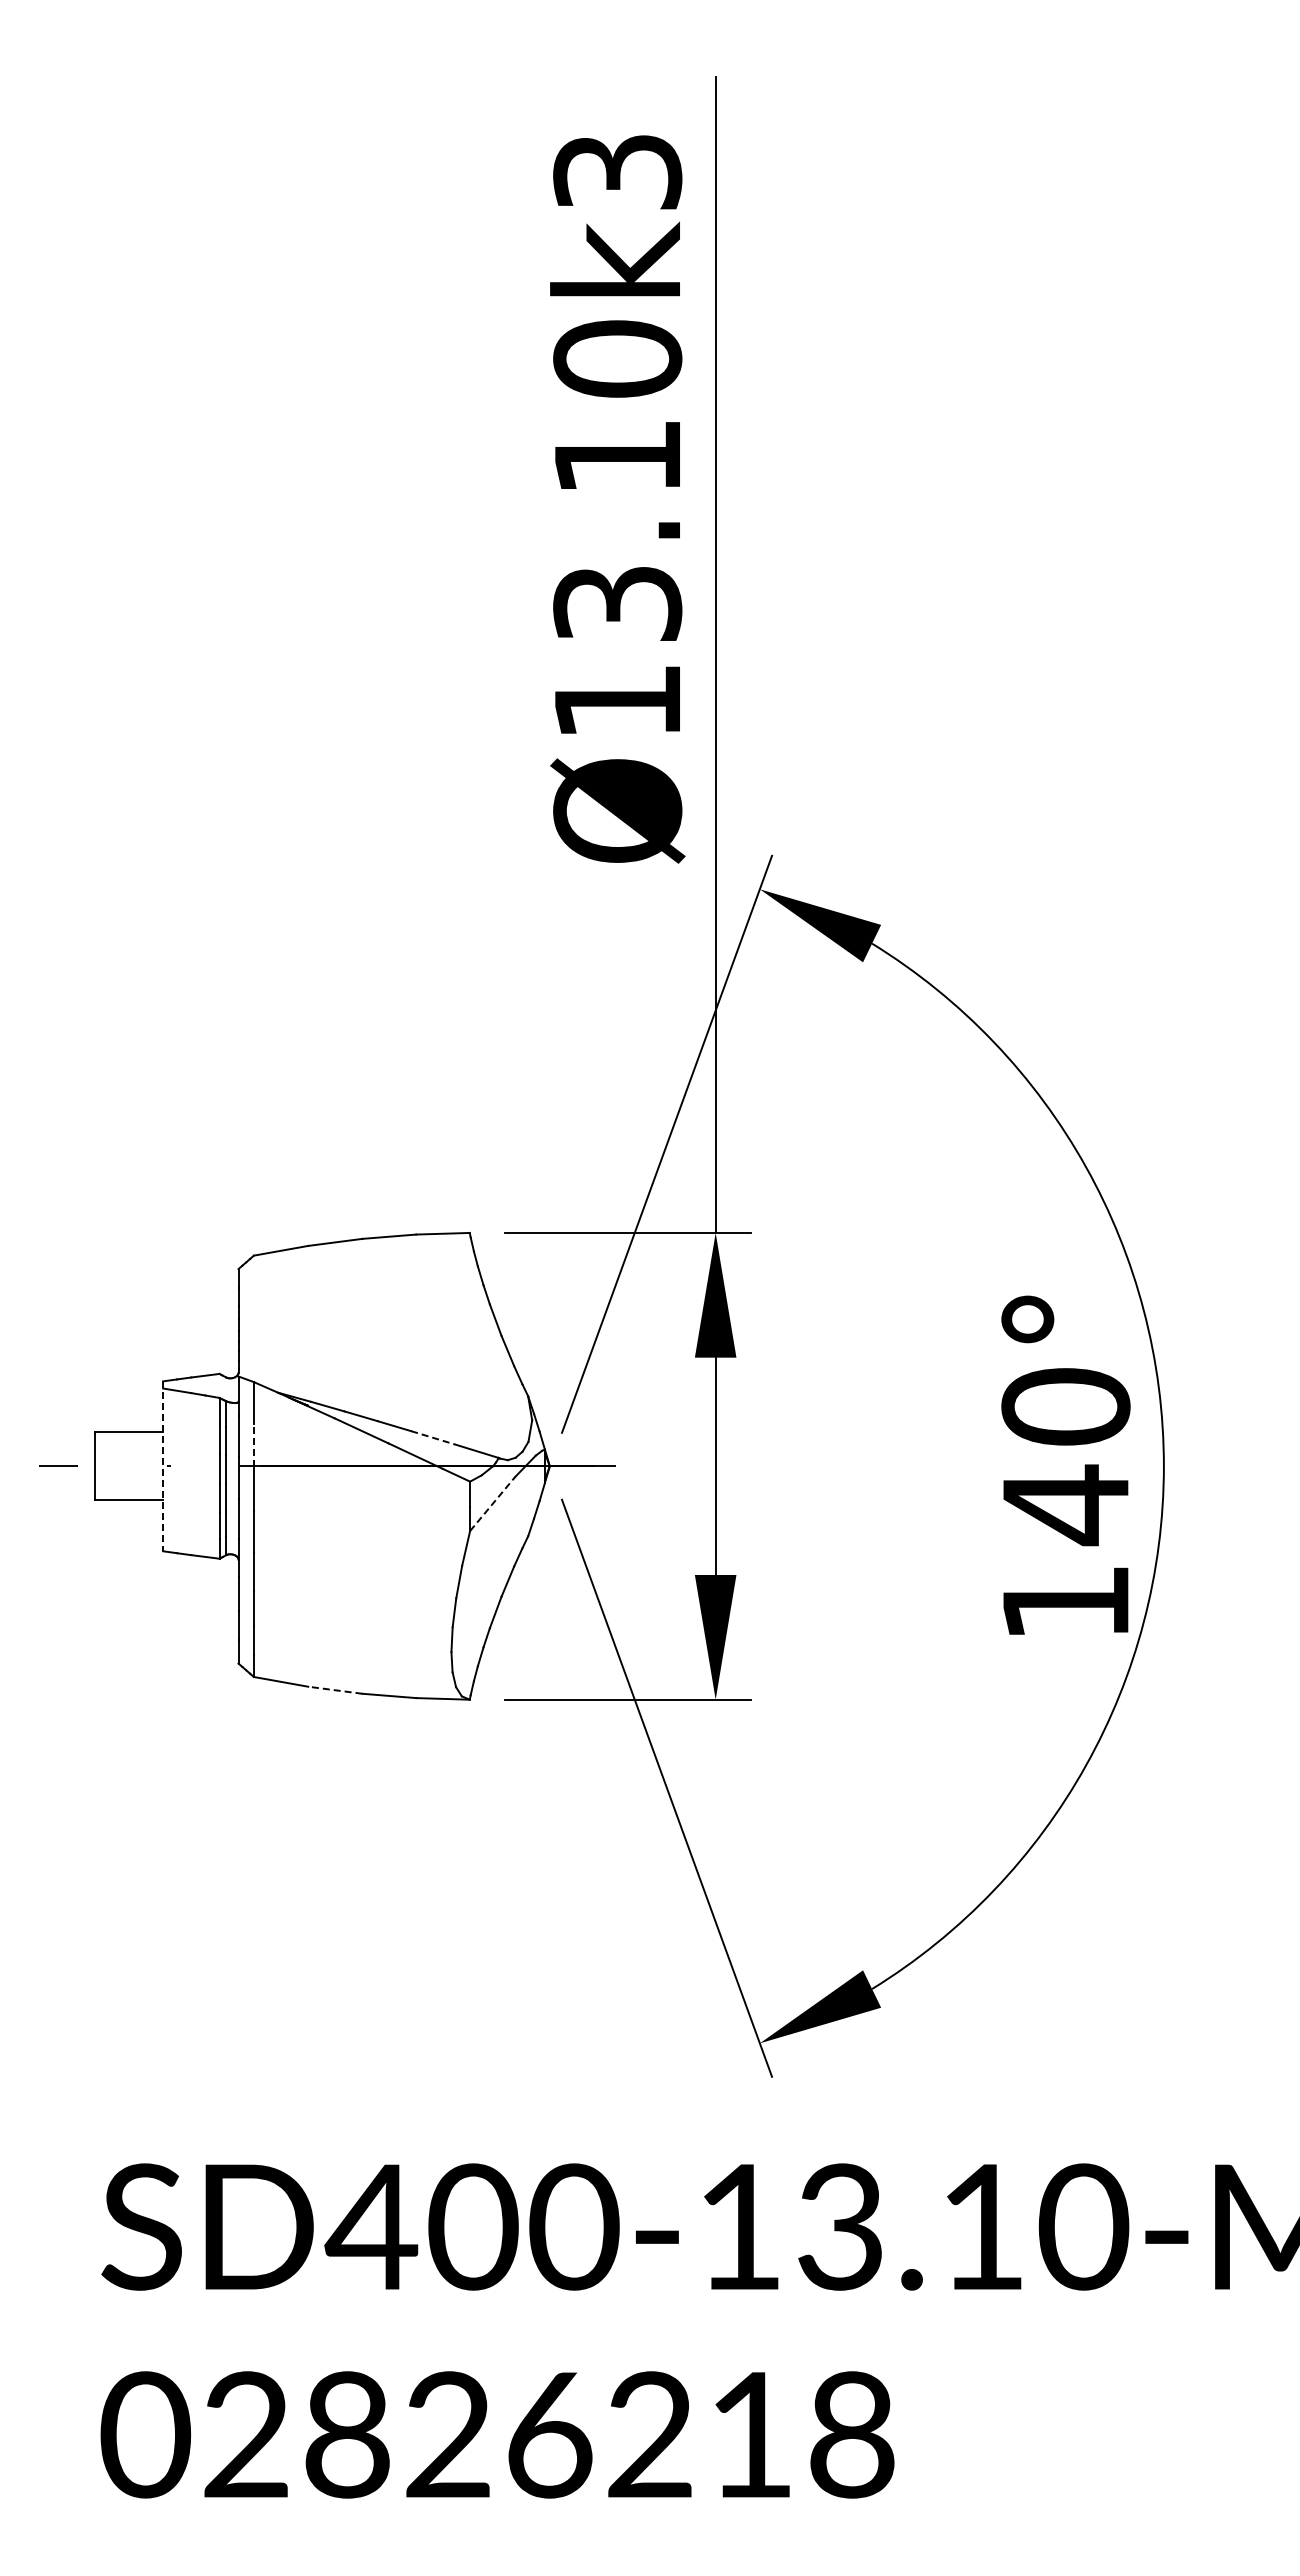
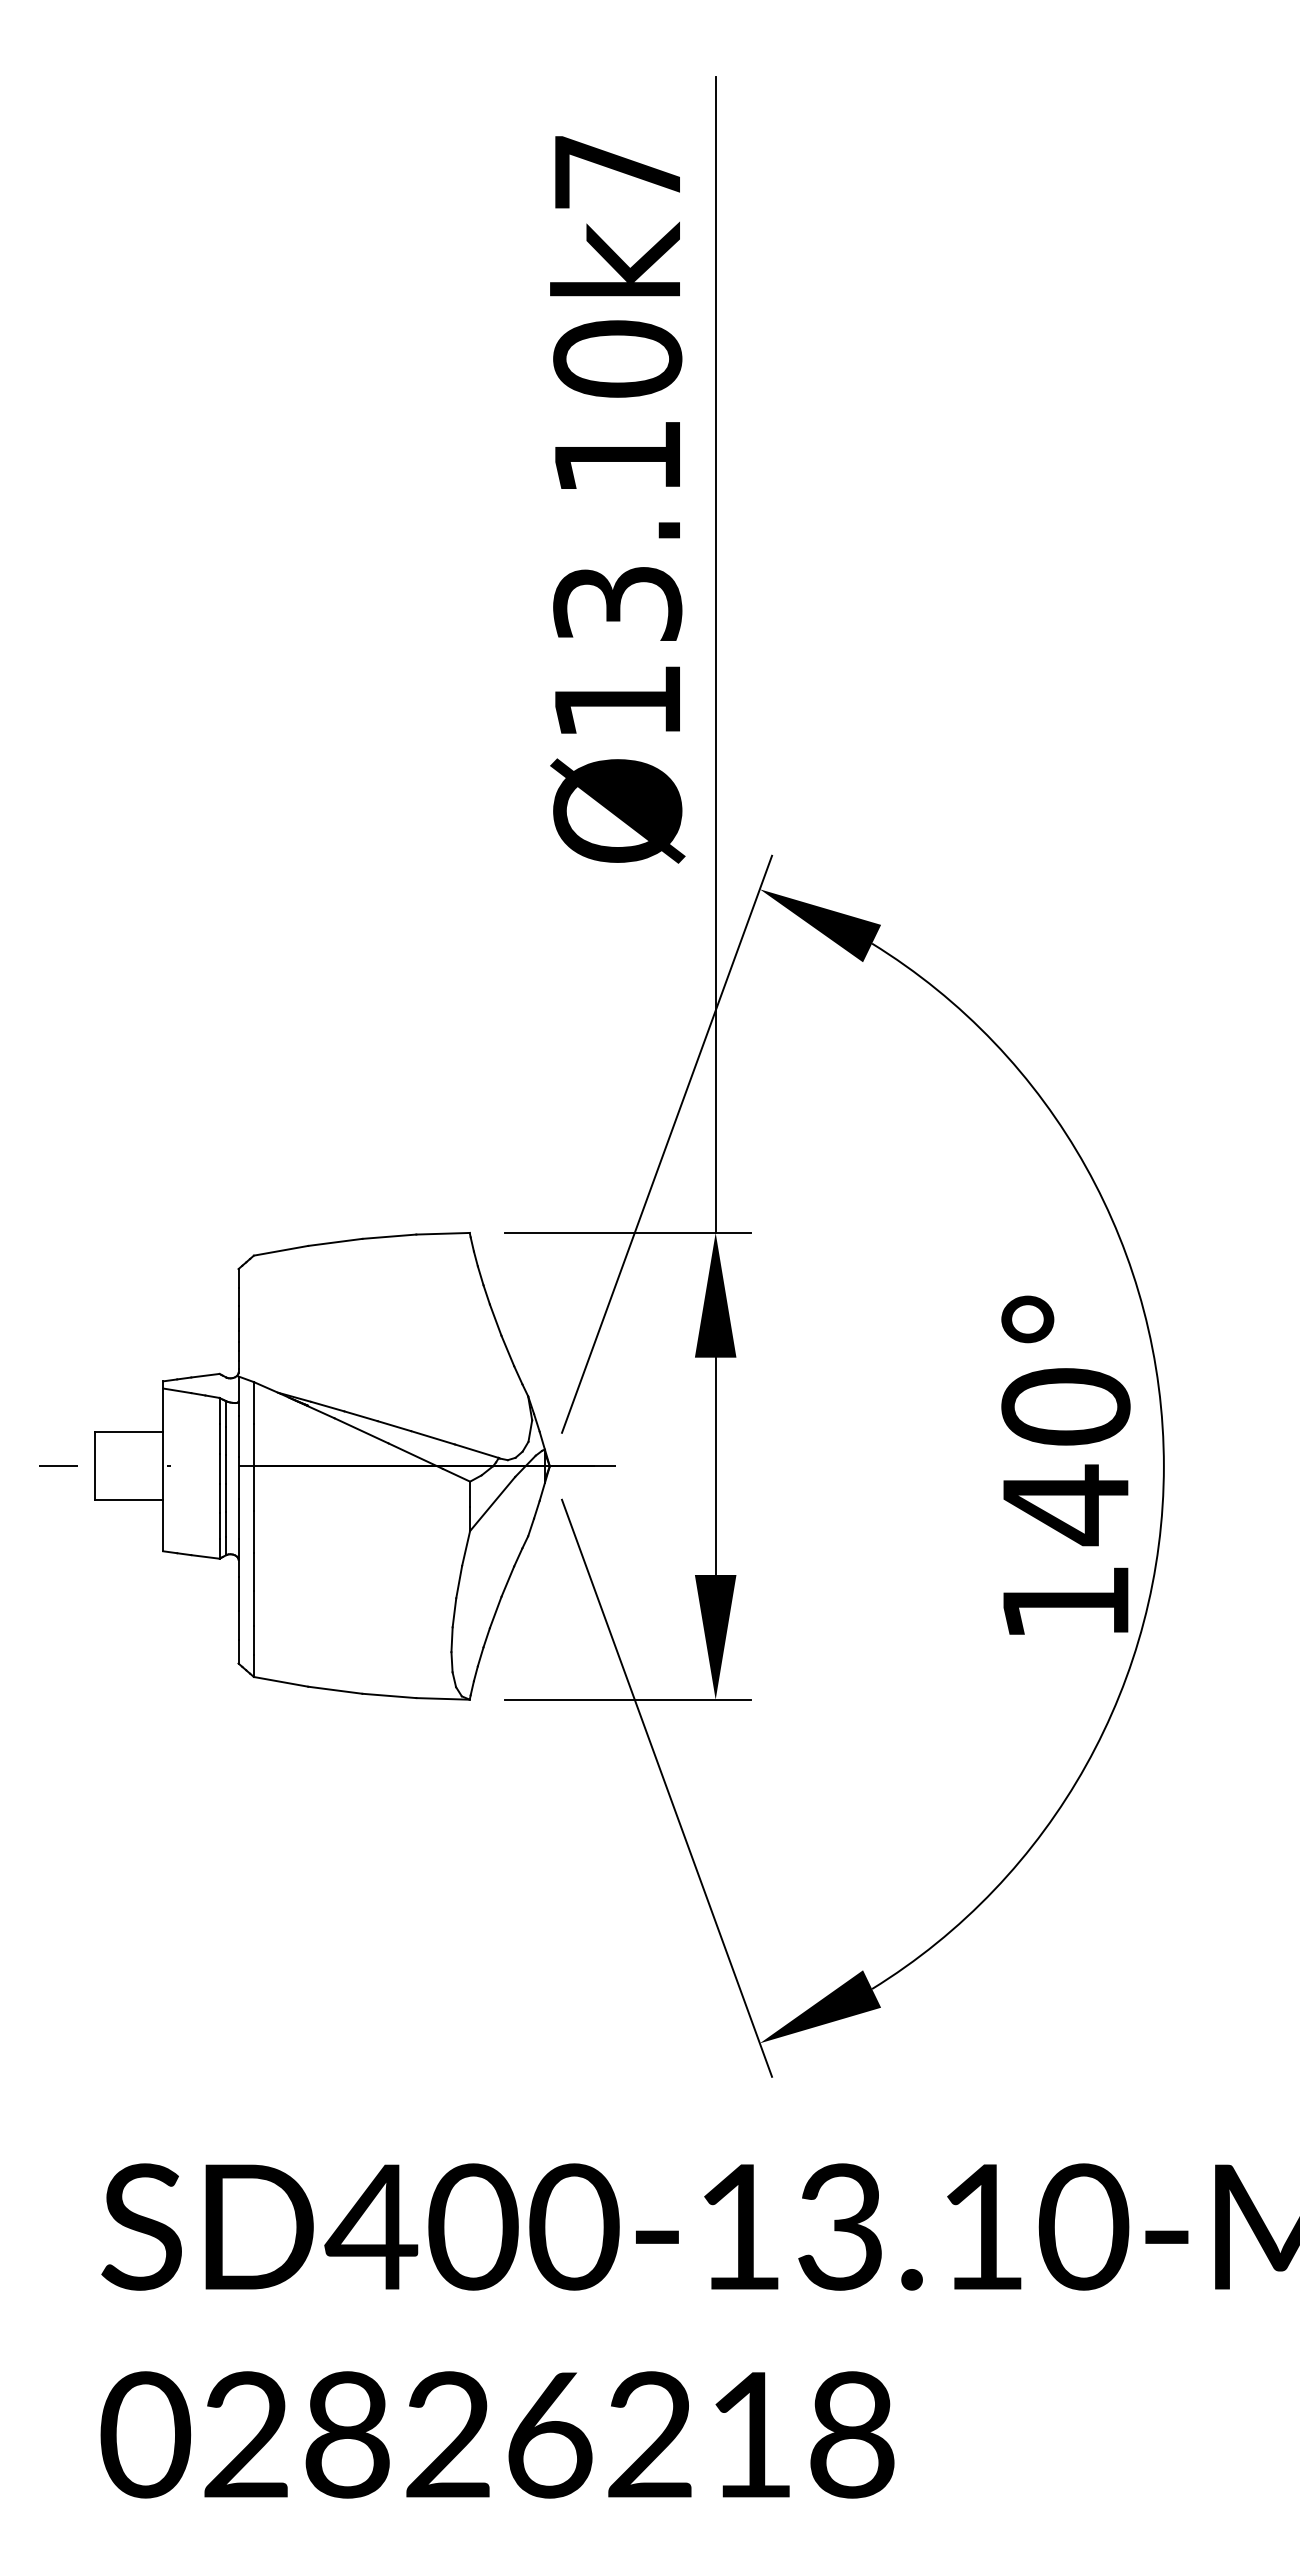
text: Ø13.10k3 -> Ø13.10k7 (617, 172)
line: dashed -> solid (433, 1437)
line: dashed -> solid (253, 1445)
line: dashed -> solid (163, 1466)
line: dashed -> solid (493, 1503)
line: dashed -> solid (334, 1690)
